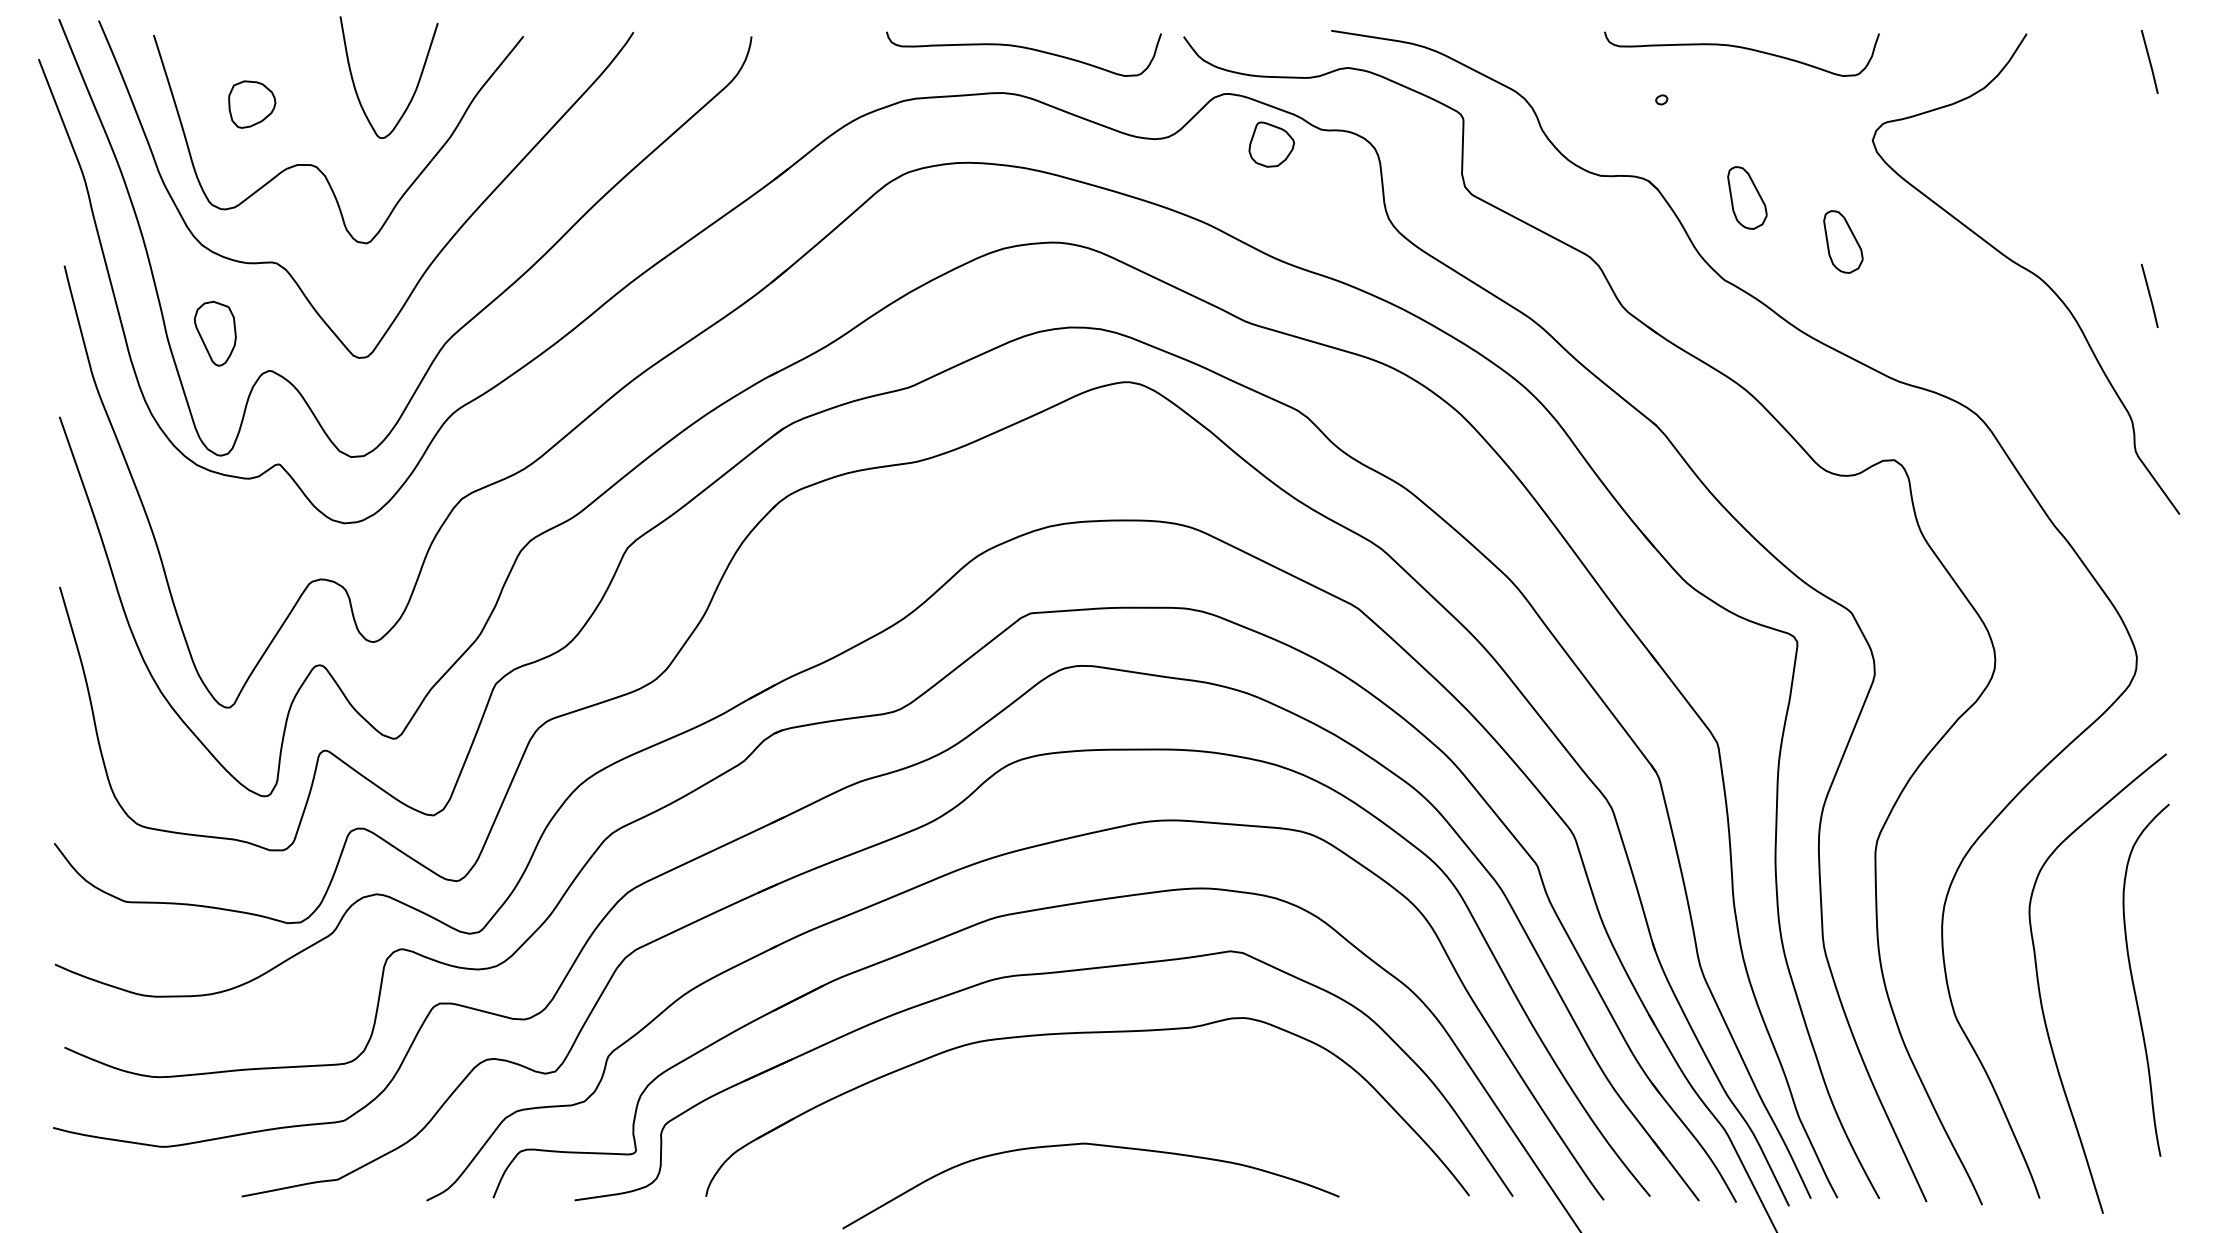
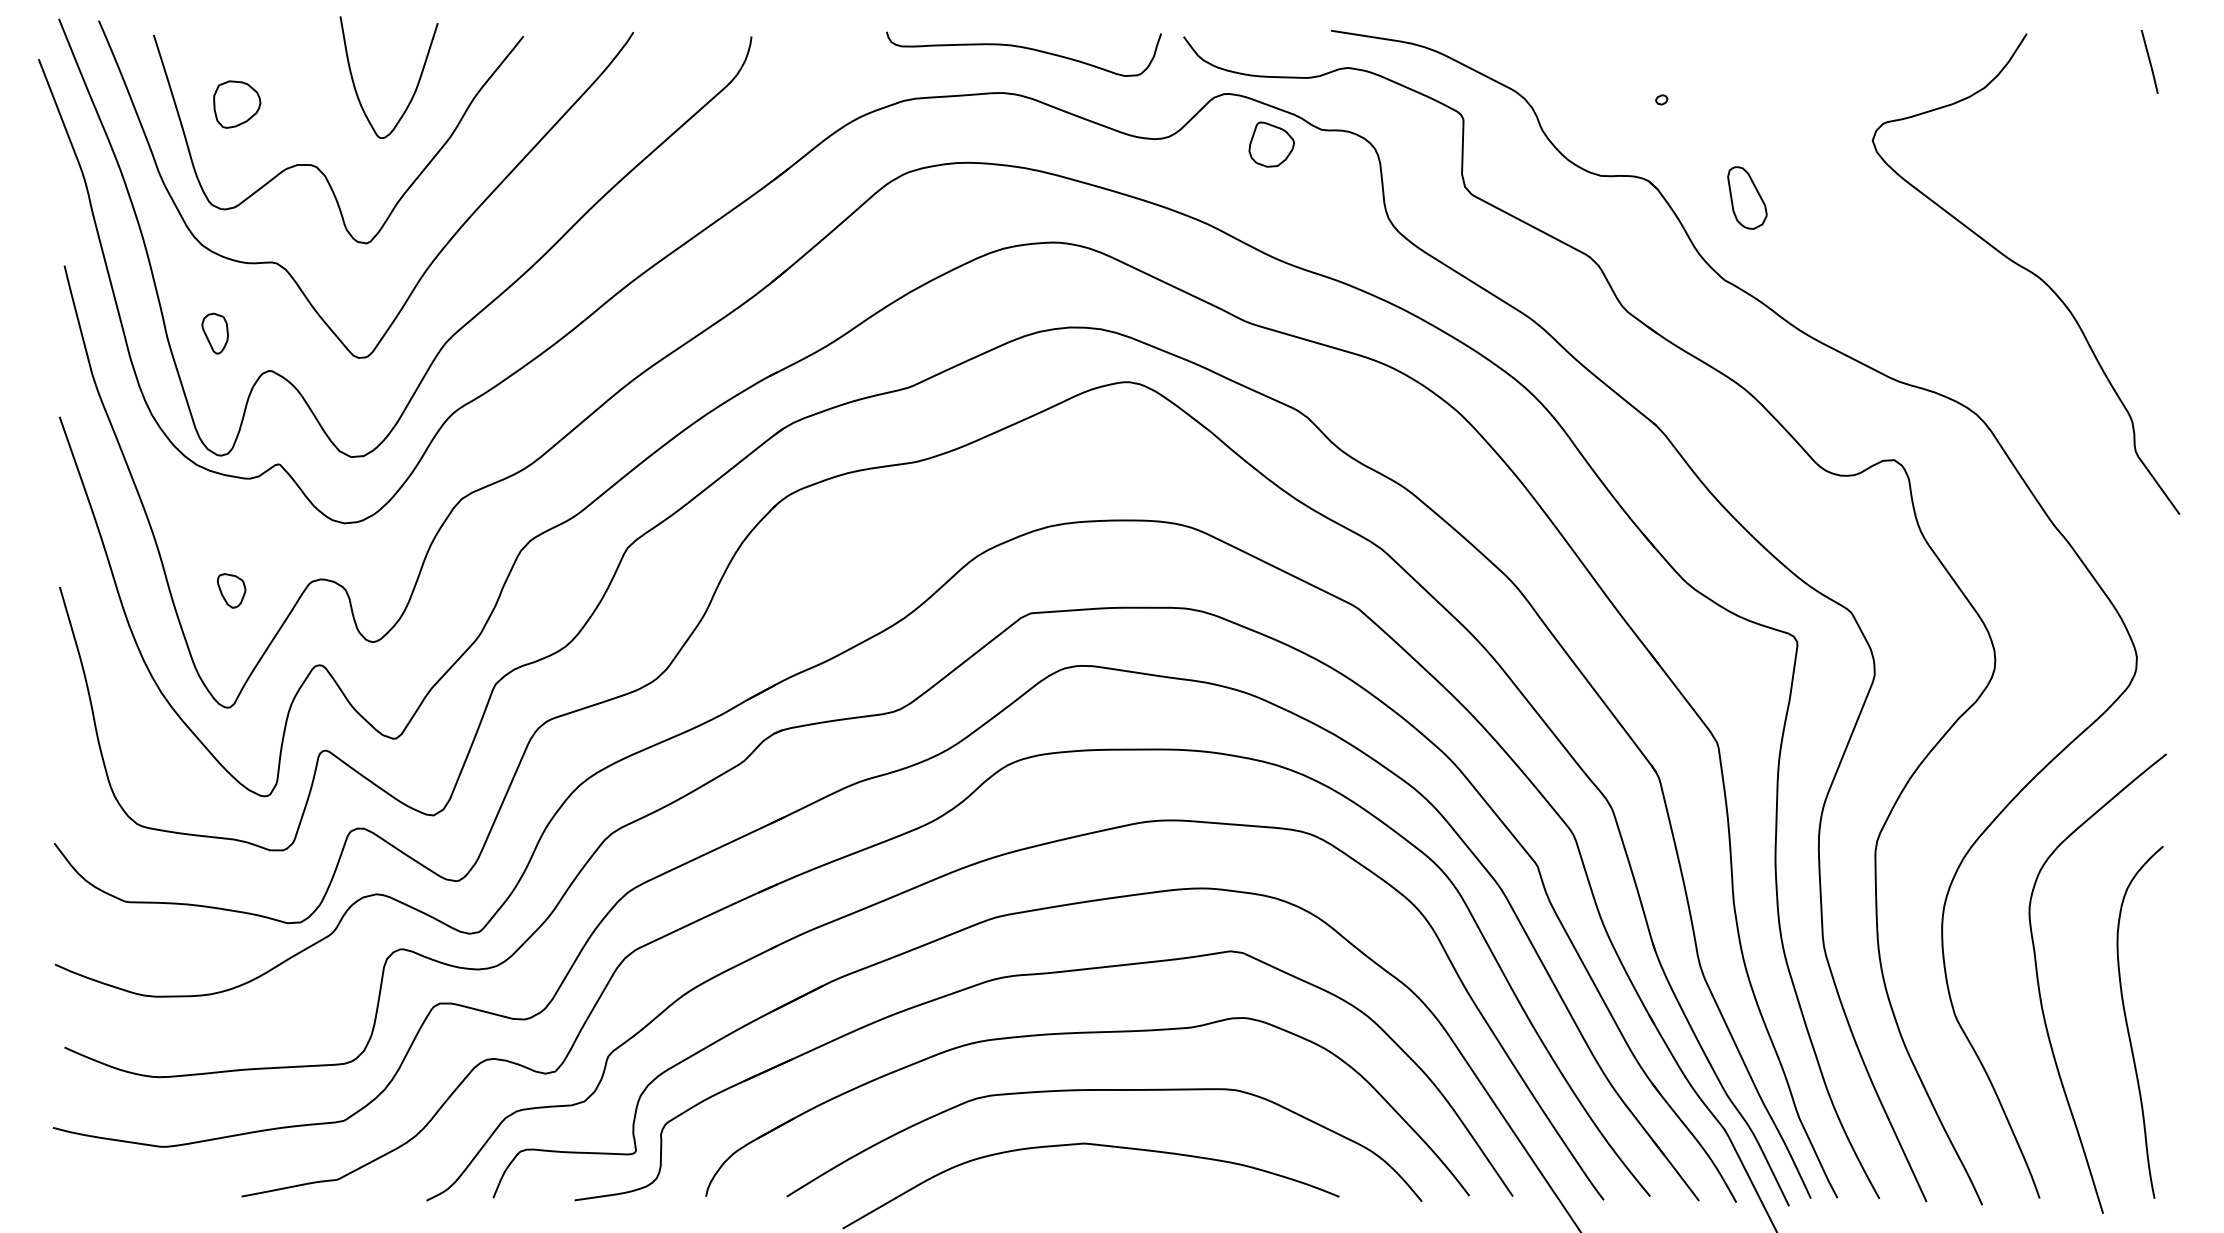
curve: present -> none (1741, 48)
part position: (252, 104) -> (237, 104) (237, 104)
part: present -> none (1843, 241)
line: present -> none (2149, 295)
part size: 44x67 px -> 28x43 px (214, 333)
part: none -> present (231, 590)
curve position: (2133, 979) -> (2127, 1021) (2127, 1021)
curve: none -> present (1104, 1090)
